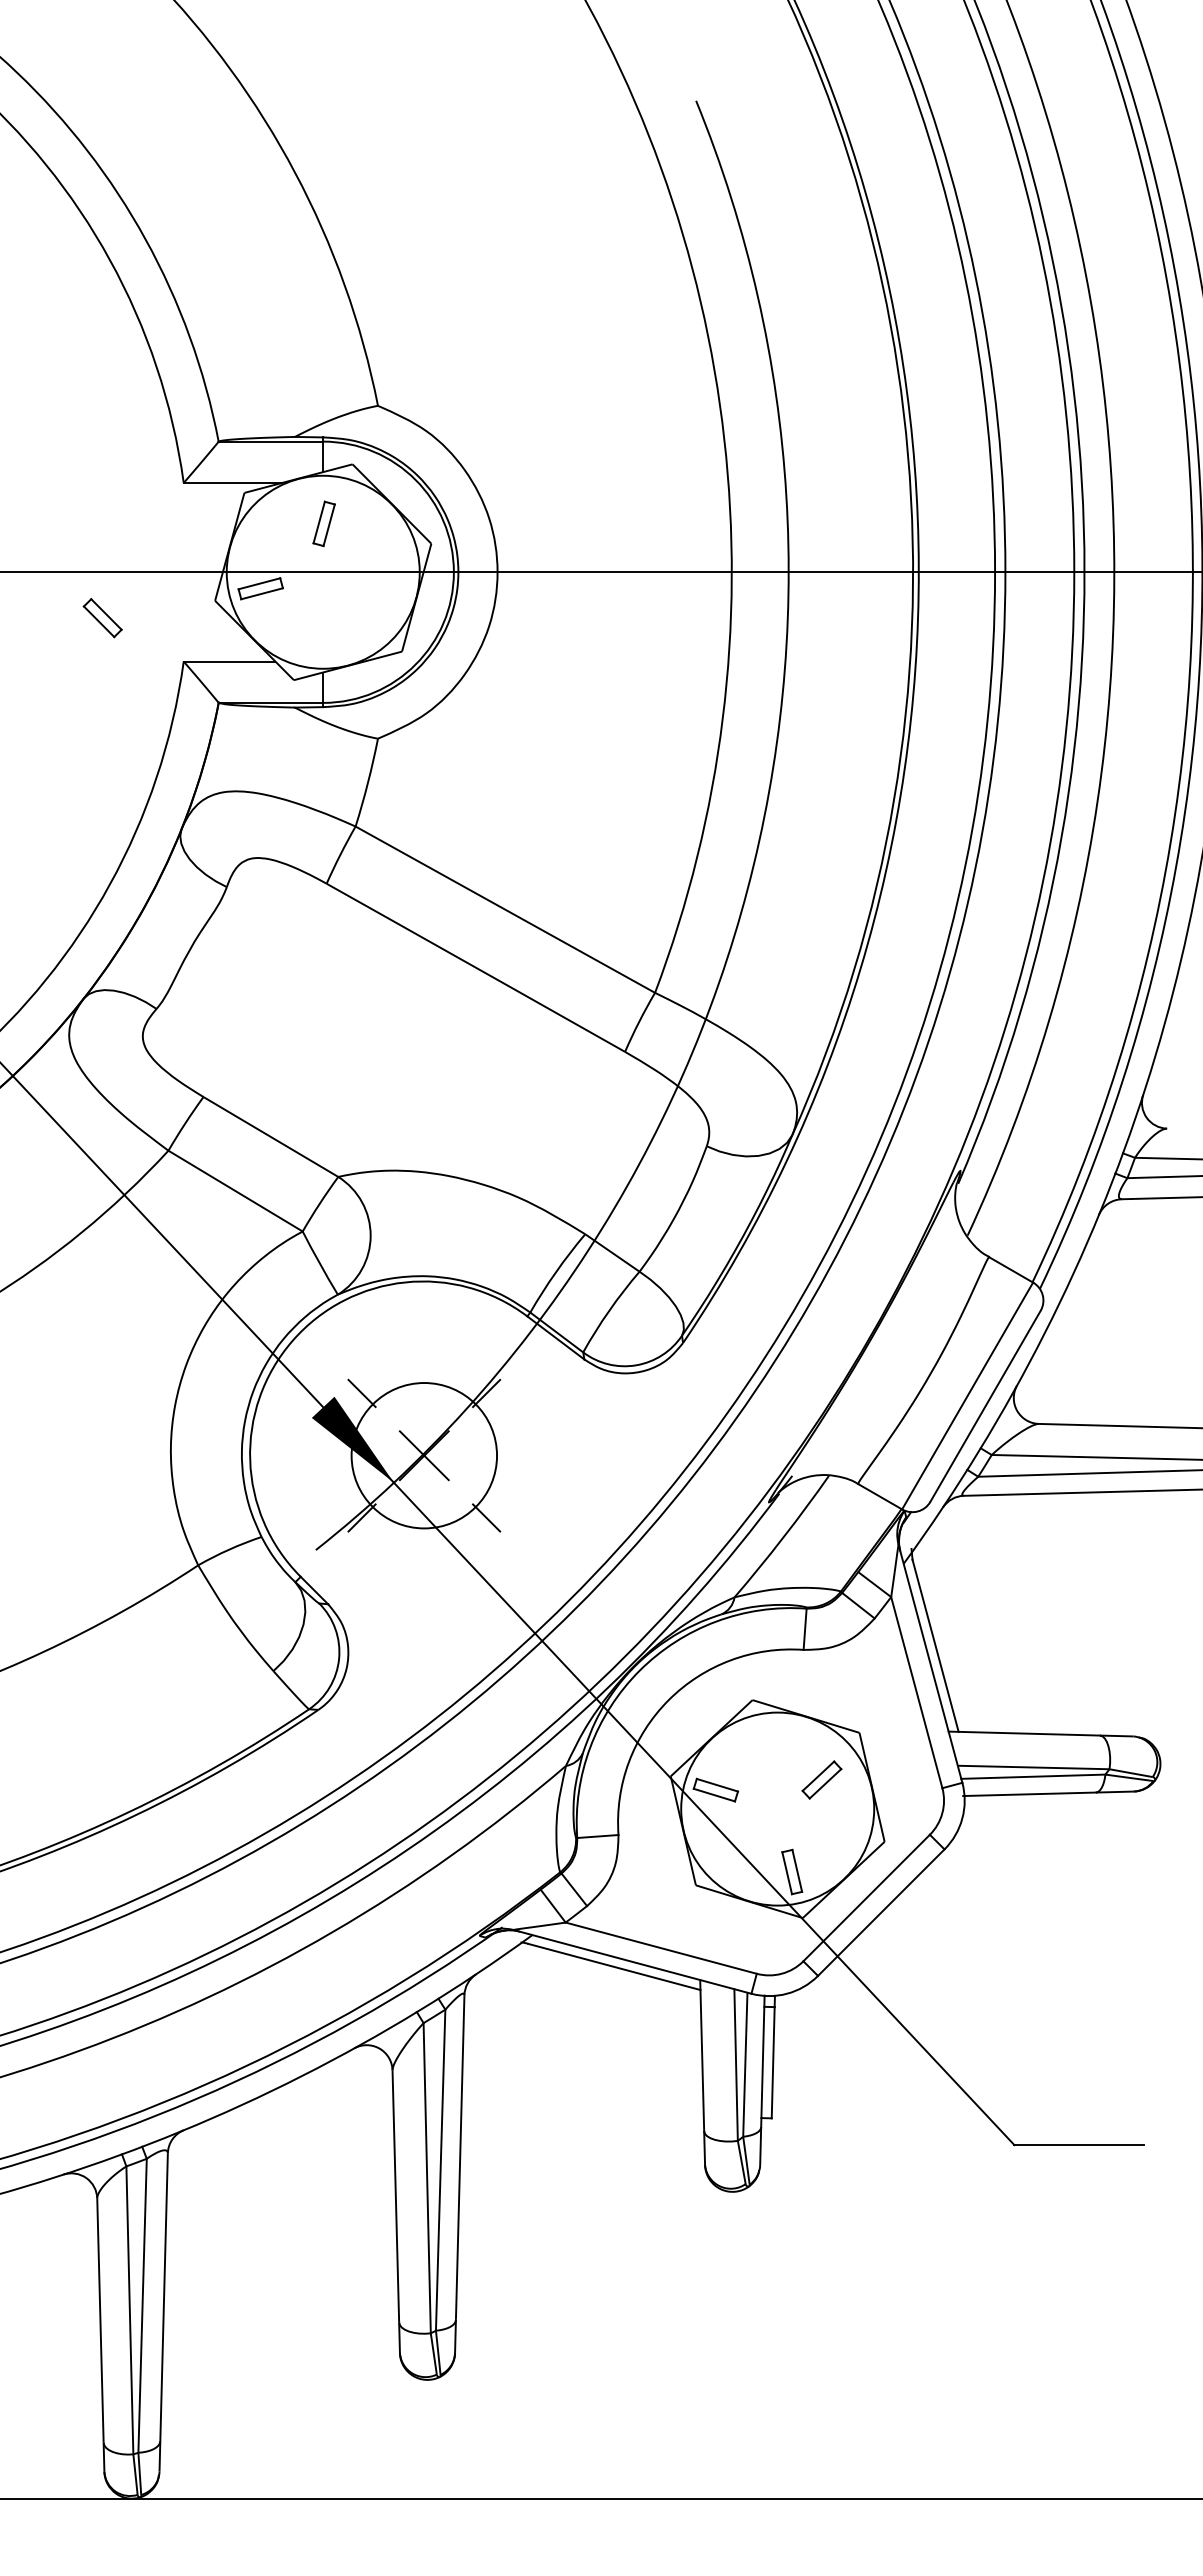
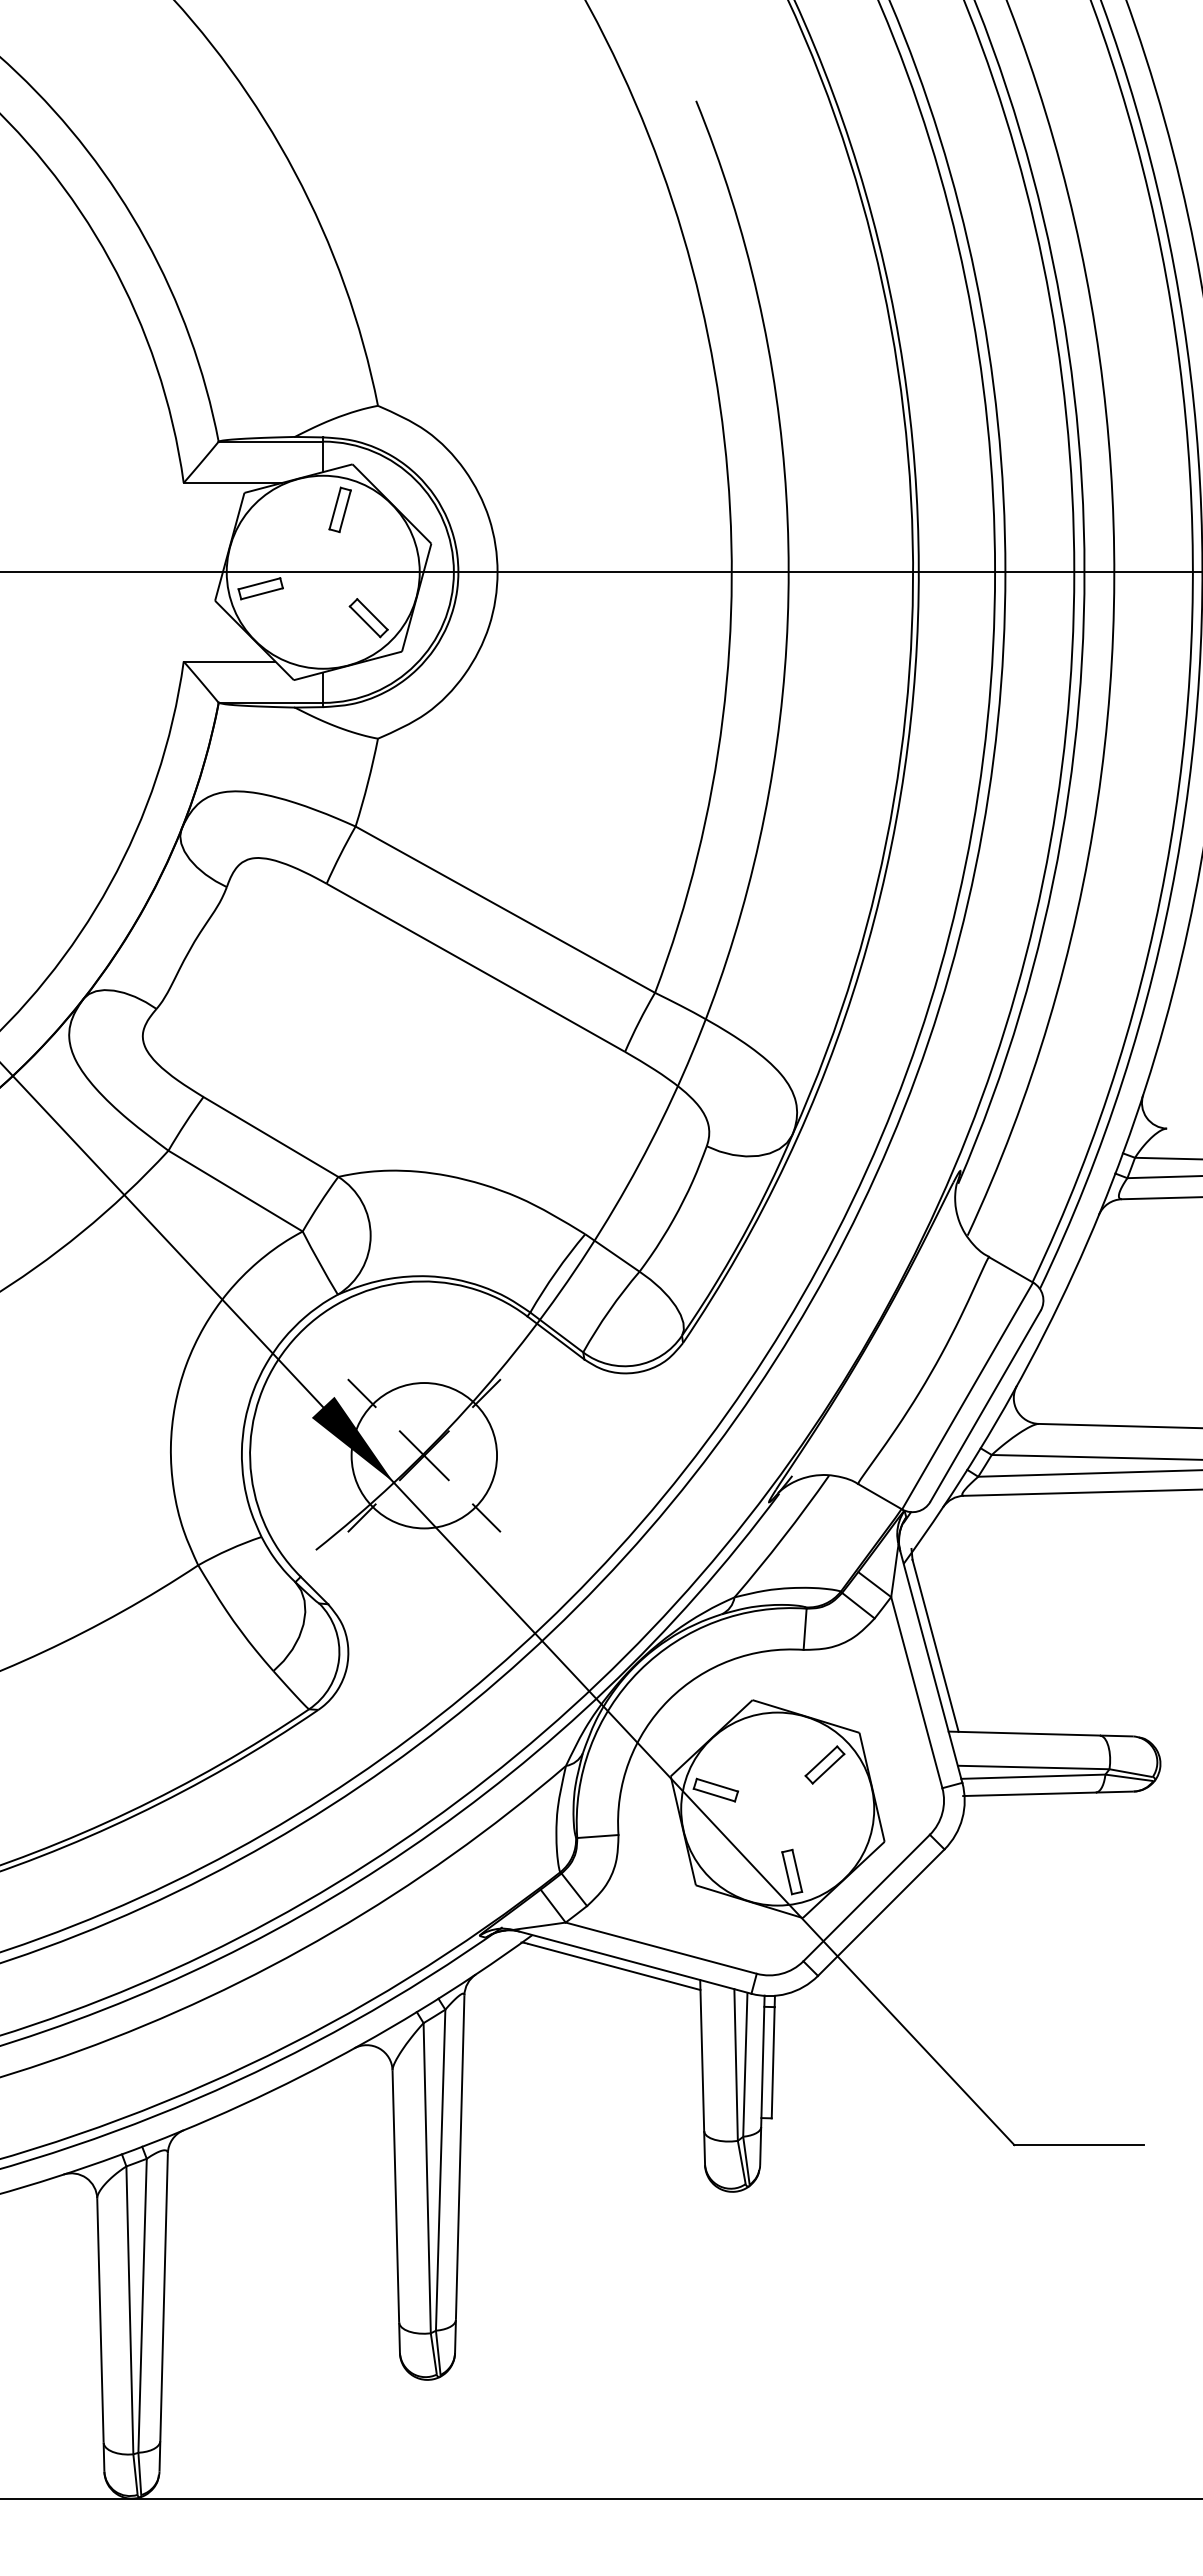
part position: (323, 523) -> (339, 509) (339, 509)
part position: (102, 618) -> (368, 618) (368, 618)
part position: (821, 1779) -> (824, 1764) (824, 1764)
